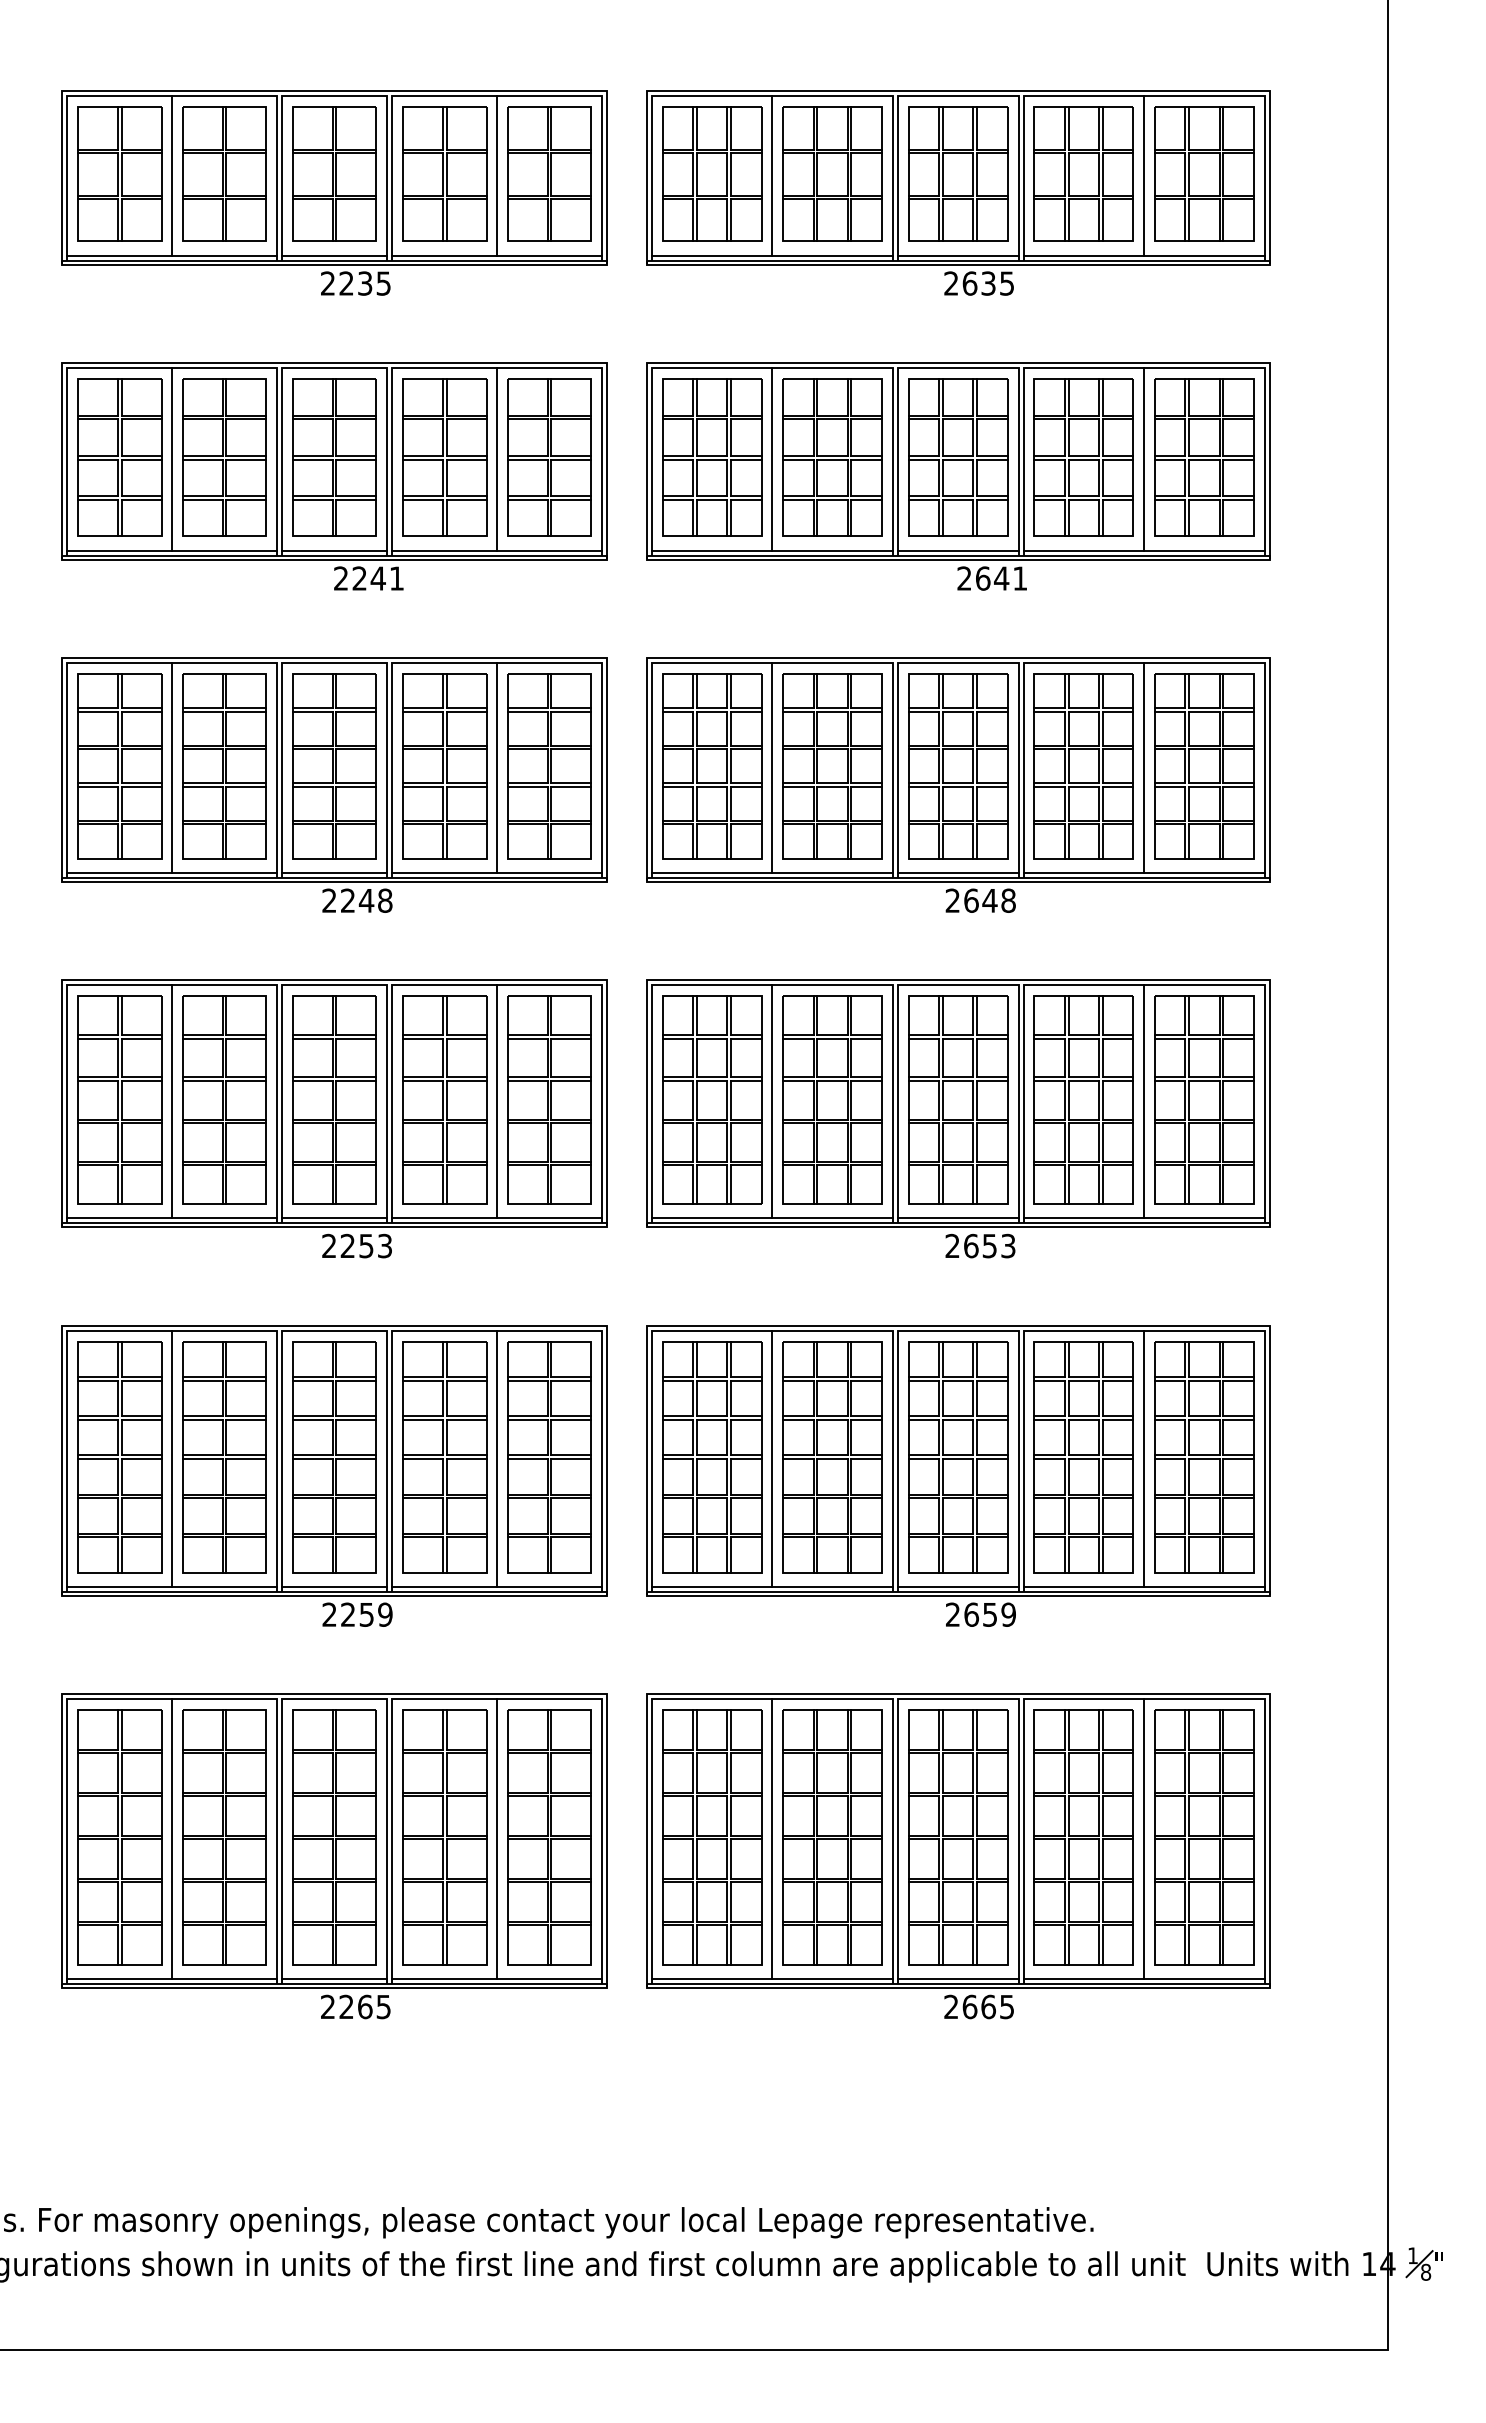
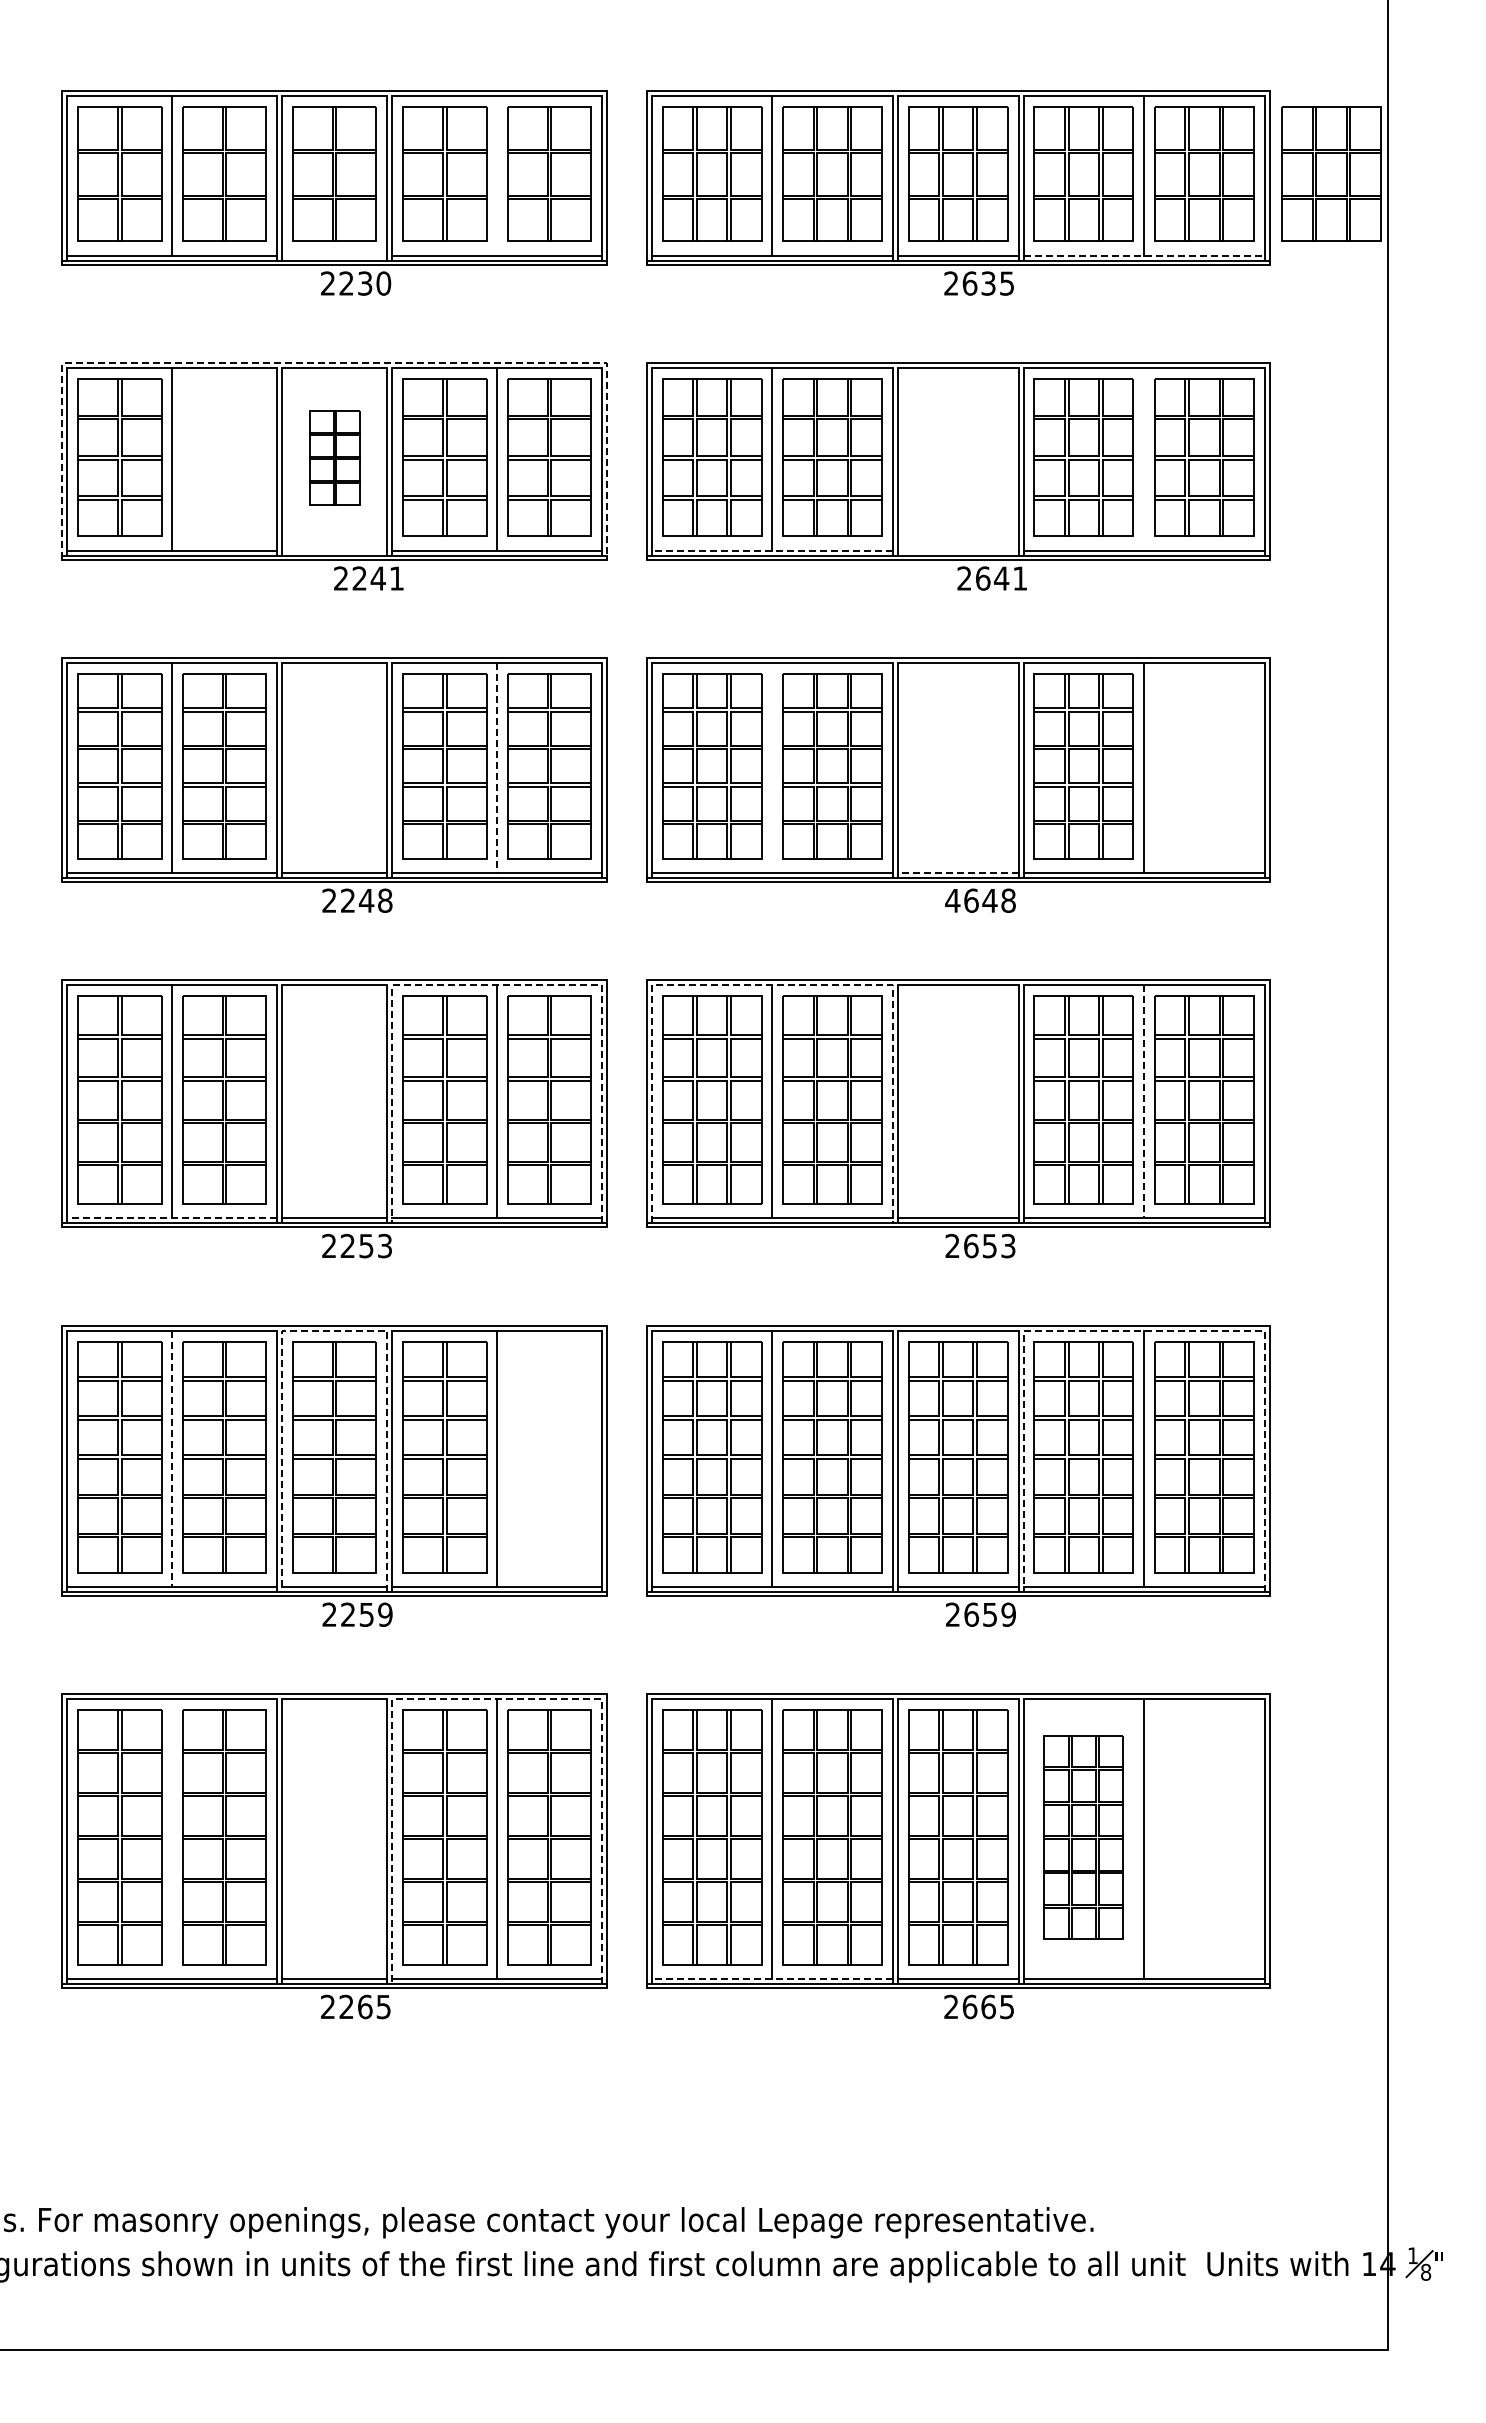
part: none -> present (1331, 173)
line: present -> none (497, 175)
line: present -> none (334, 255)
line: solid -> dashed (1144, 255)
text: 2235 -> 2230 (383, 283)
line: solid -> dashed (335, 363)
part: present -> none (224, 457)
part size: 85x159 px -> 52x96 px (334, 457)
part: present -> none (958, 457)
line: present -> none (1144, 459)
line: present -> none (334, 550)
line: solid -> dashed (772, 550)
line: present -> none (957, 550)
part: present -> none (334, 766)
part: present -> none (958, 766)
part: present -> none (1204, 766)
line: present -> none (772, 767)
line: solid -> dashed (497, 768)
line: solid -> dashed (957, 872)
text: 2648 -> 4648 (952, 900)
line: solid -> dashed (497, 985)
line: solid -> dashed (772, 985)
part: present -> none (334, 1099)
part: present -> none (958, 1099)
line: solid -> dashed (1144, 1102)
line: solid -> dashed (172, 1218)
line: solid -> dashed (334, 1330)
line: solid -> dashed (1144, 1330)
part: present -> none (549, 1457)
line: solid -> dashed (172, 1459)
line: solid -> dashed (497, 1699)
part: present -> none (334, 1837)
part size: 101x257 px -> 81x205 px (1083, 1837)
part: present -> none (1204, 1837)
line: present -> none (172, 1839)
line: solid -> dashed (772, 1979)
